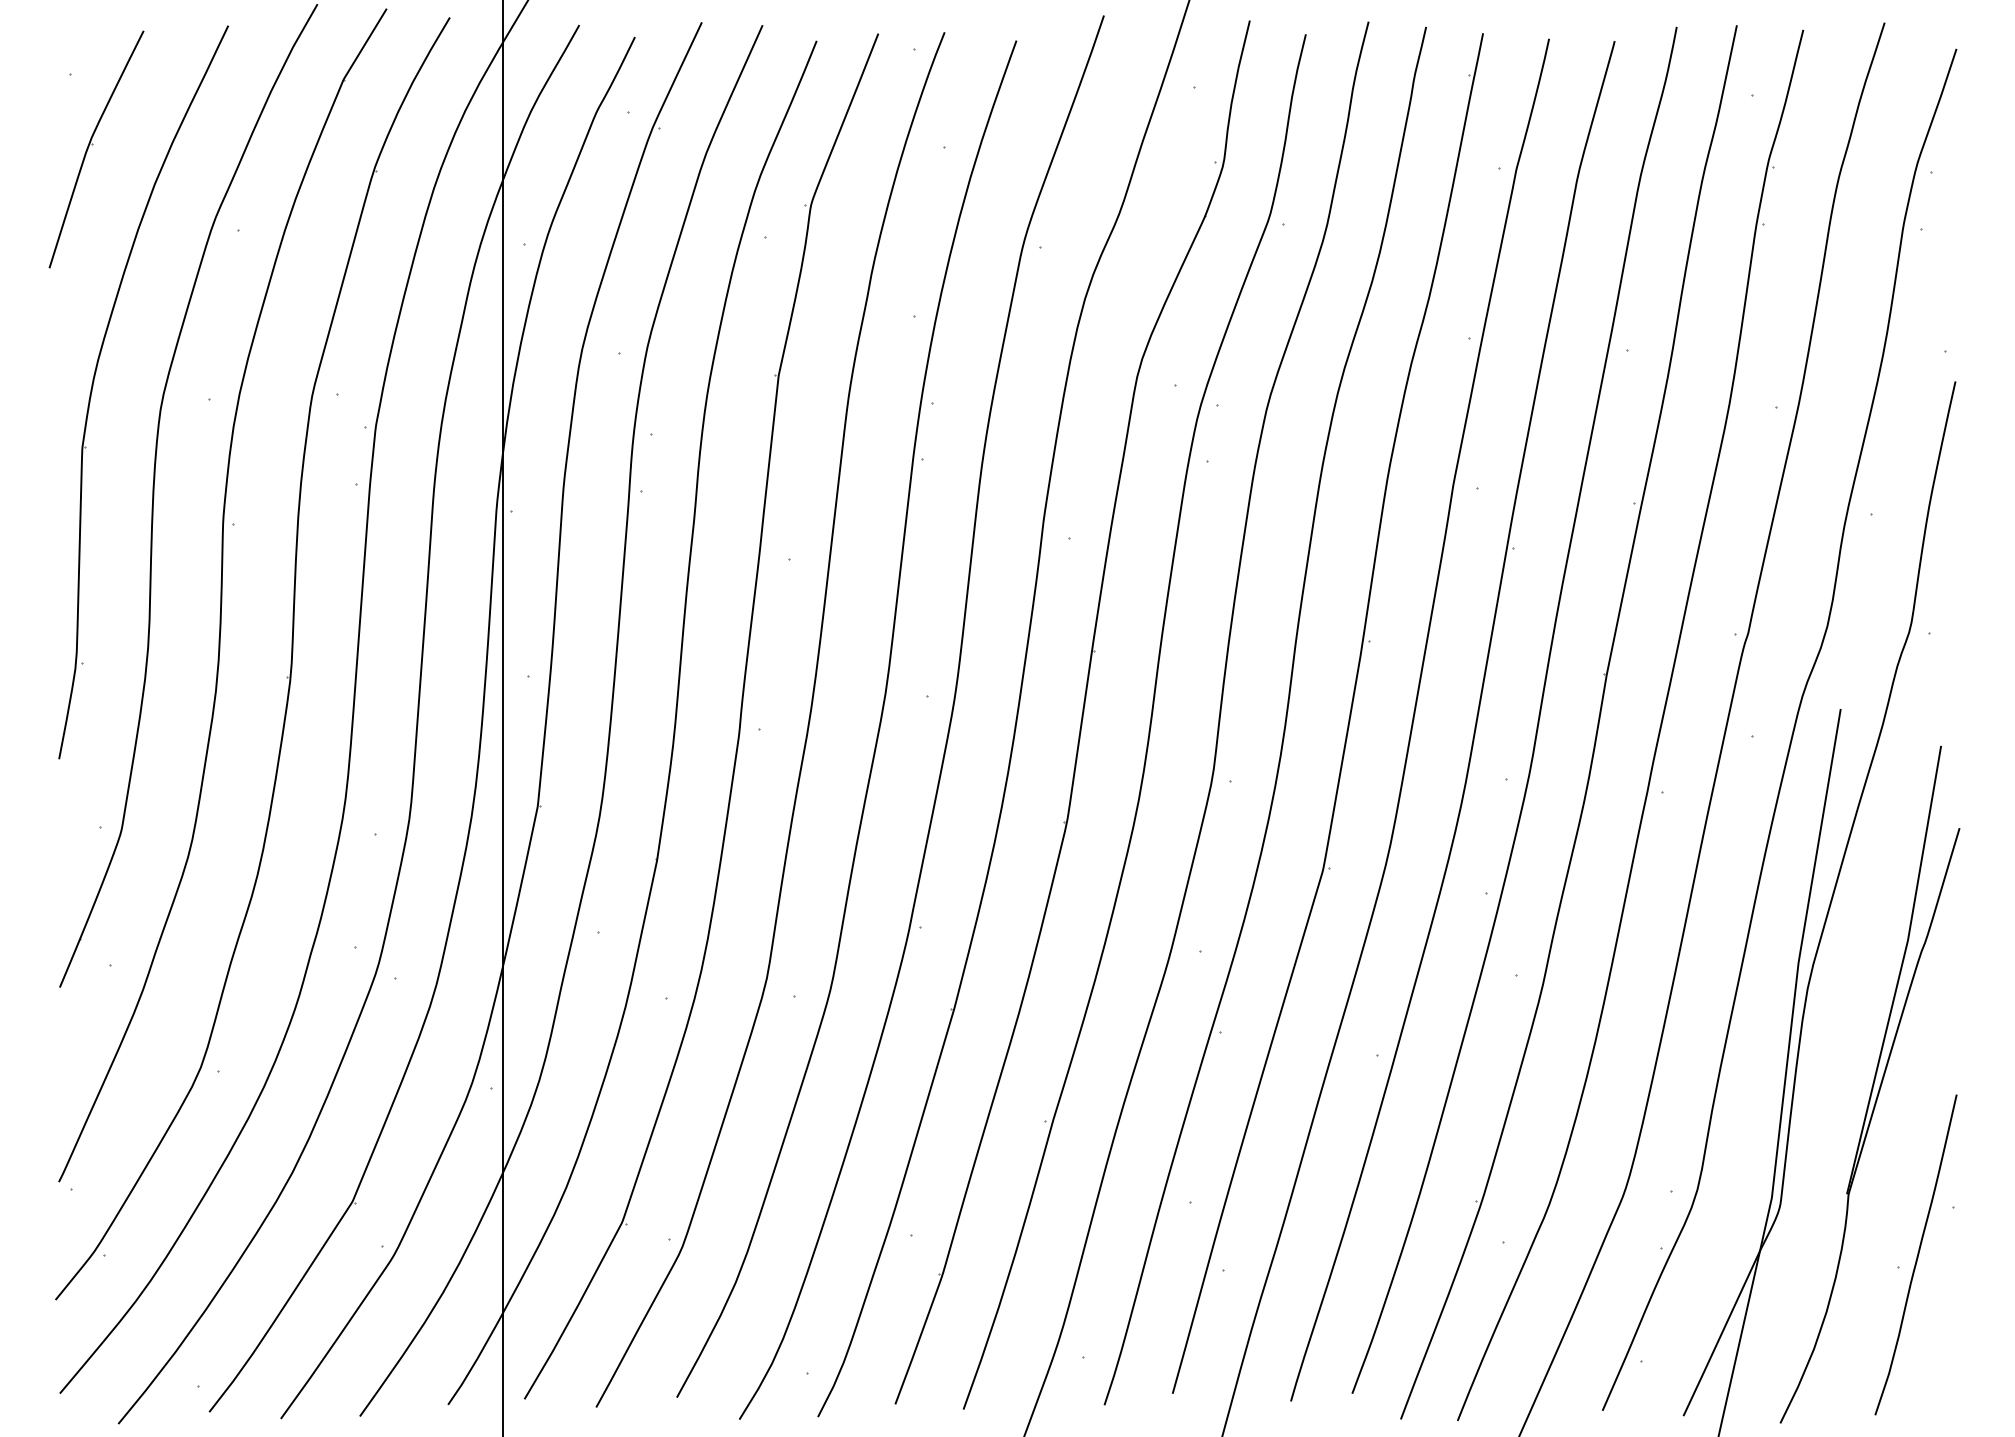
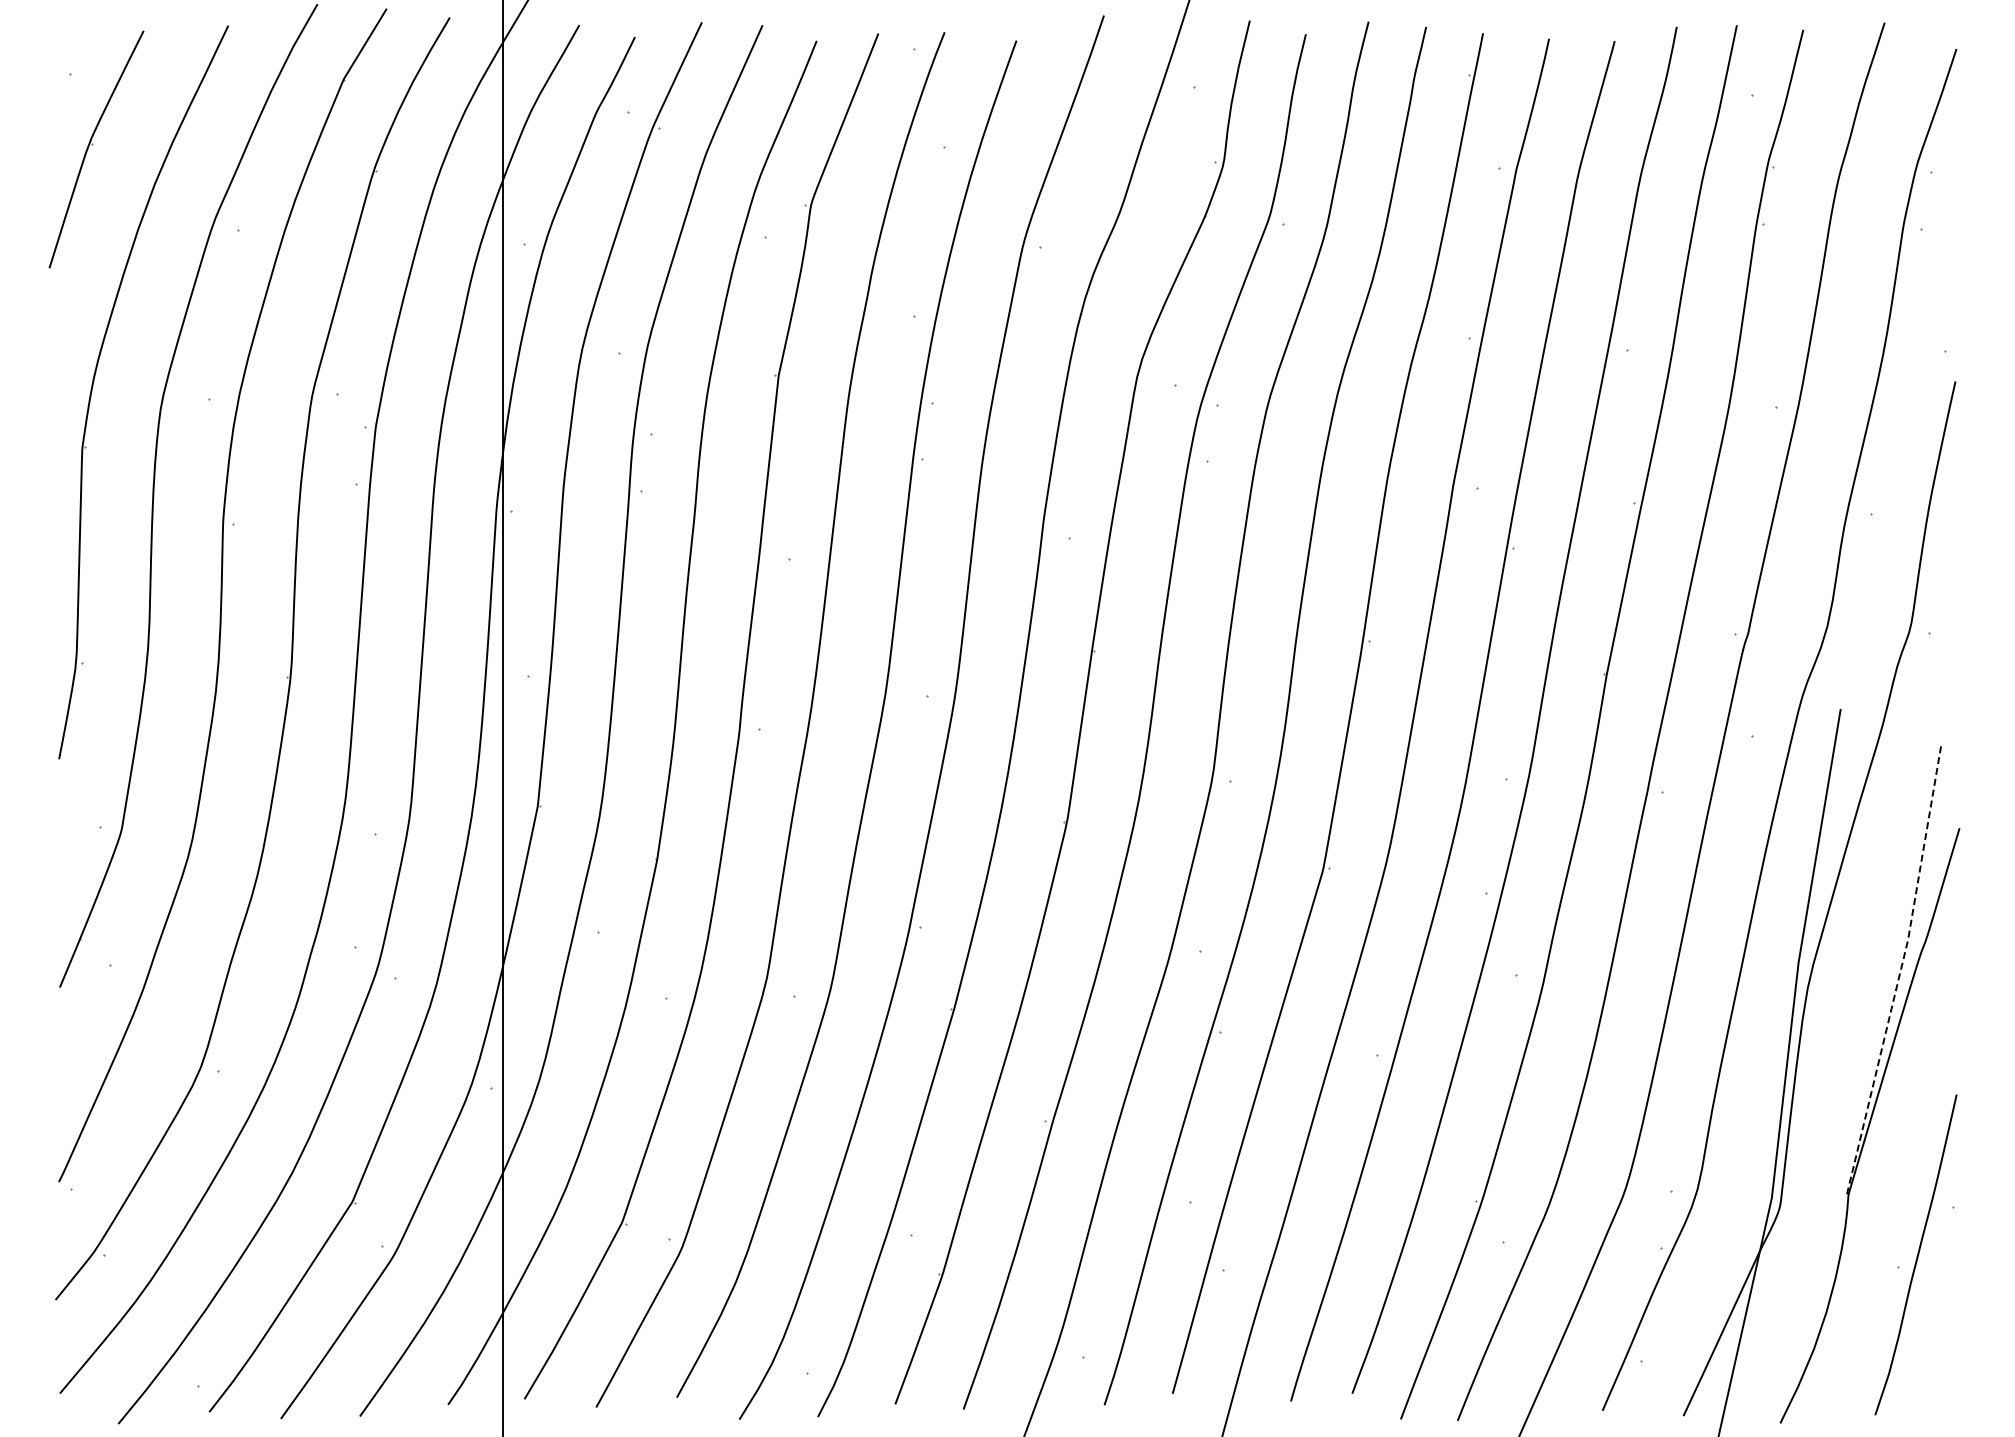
line: solid -> dashed (1900, 970)
